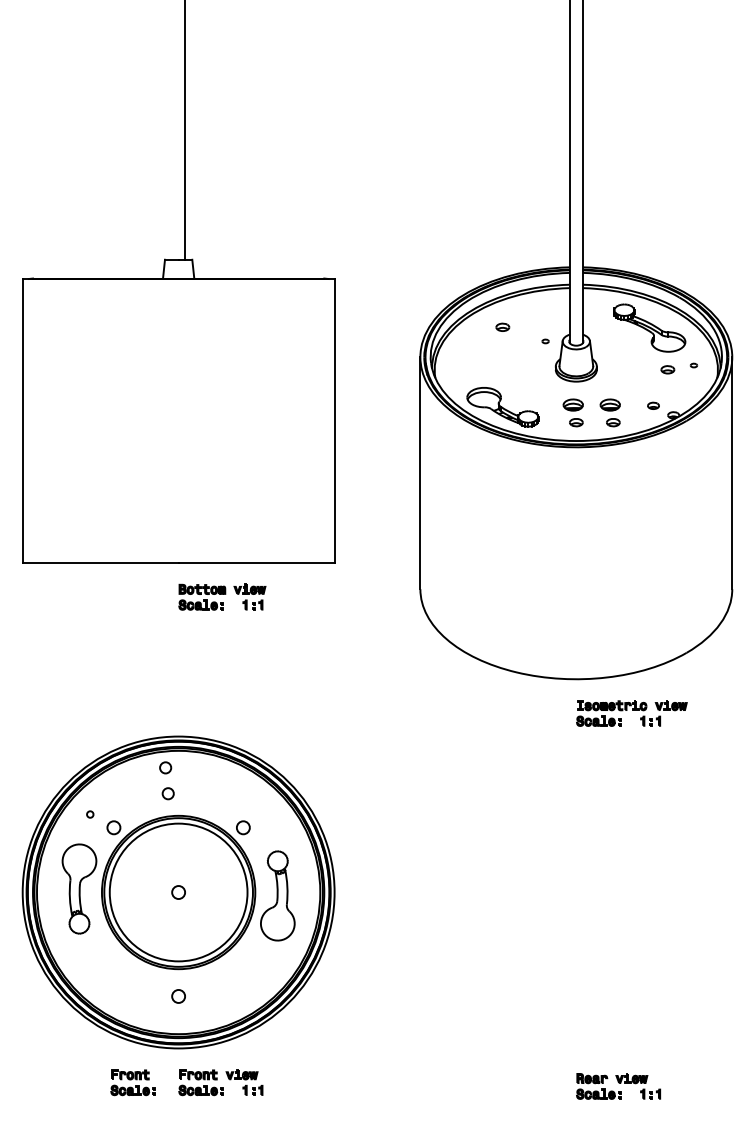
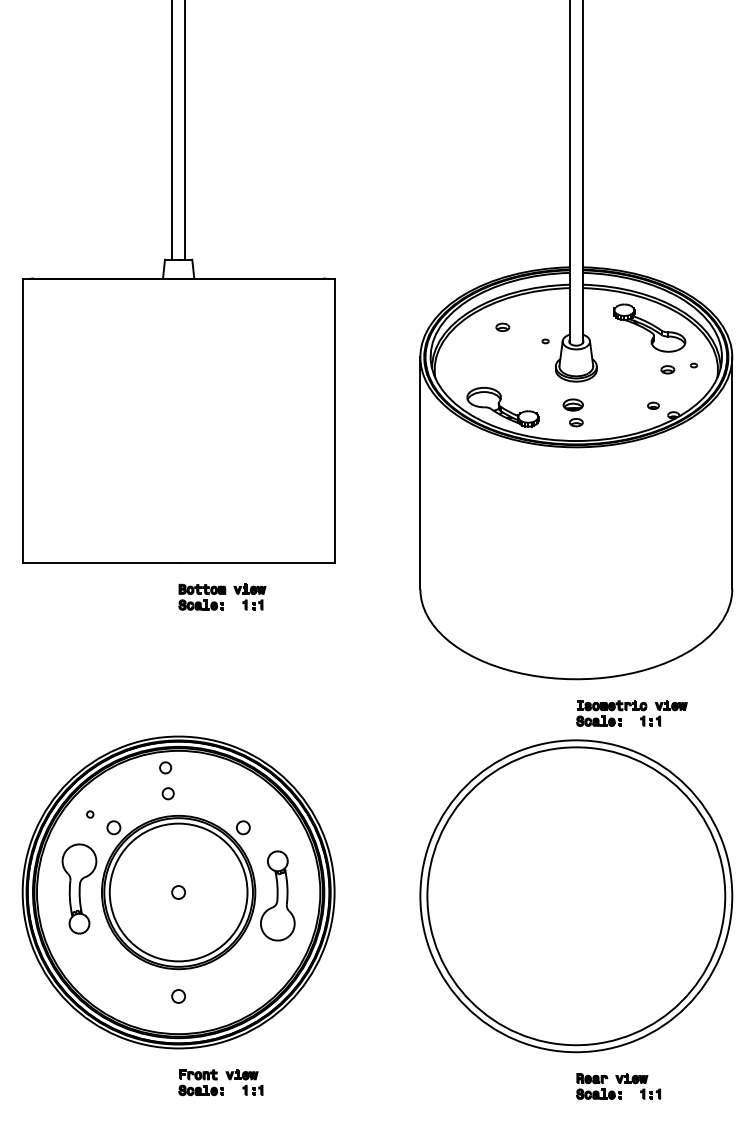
line: none -> present (172, 130)
part: present -> none (609, 412)
part: none -> present (576, 896)
part: present -> none (132, 1082)
